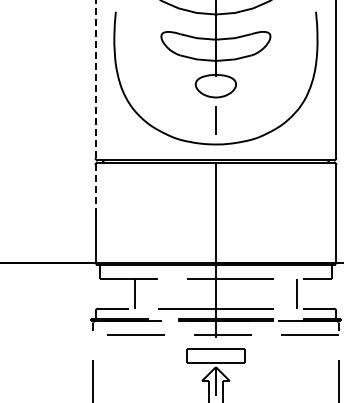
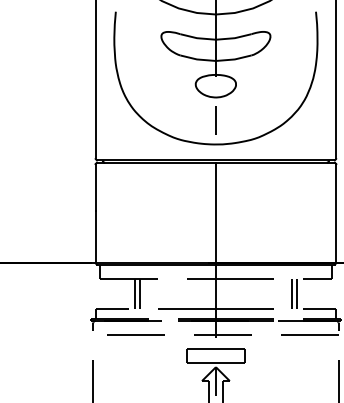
line: dashed -> solid (95, 79)
line: dashed -> solid (95, 187)
line: none -> present (139, 293)
line: none -> present (292, 293)
